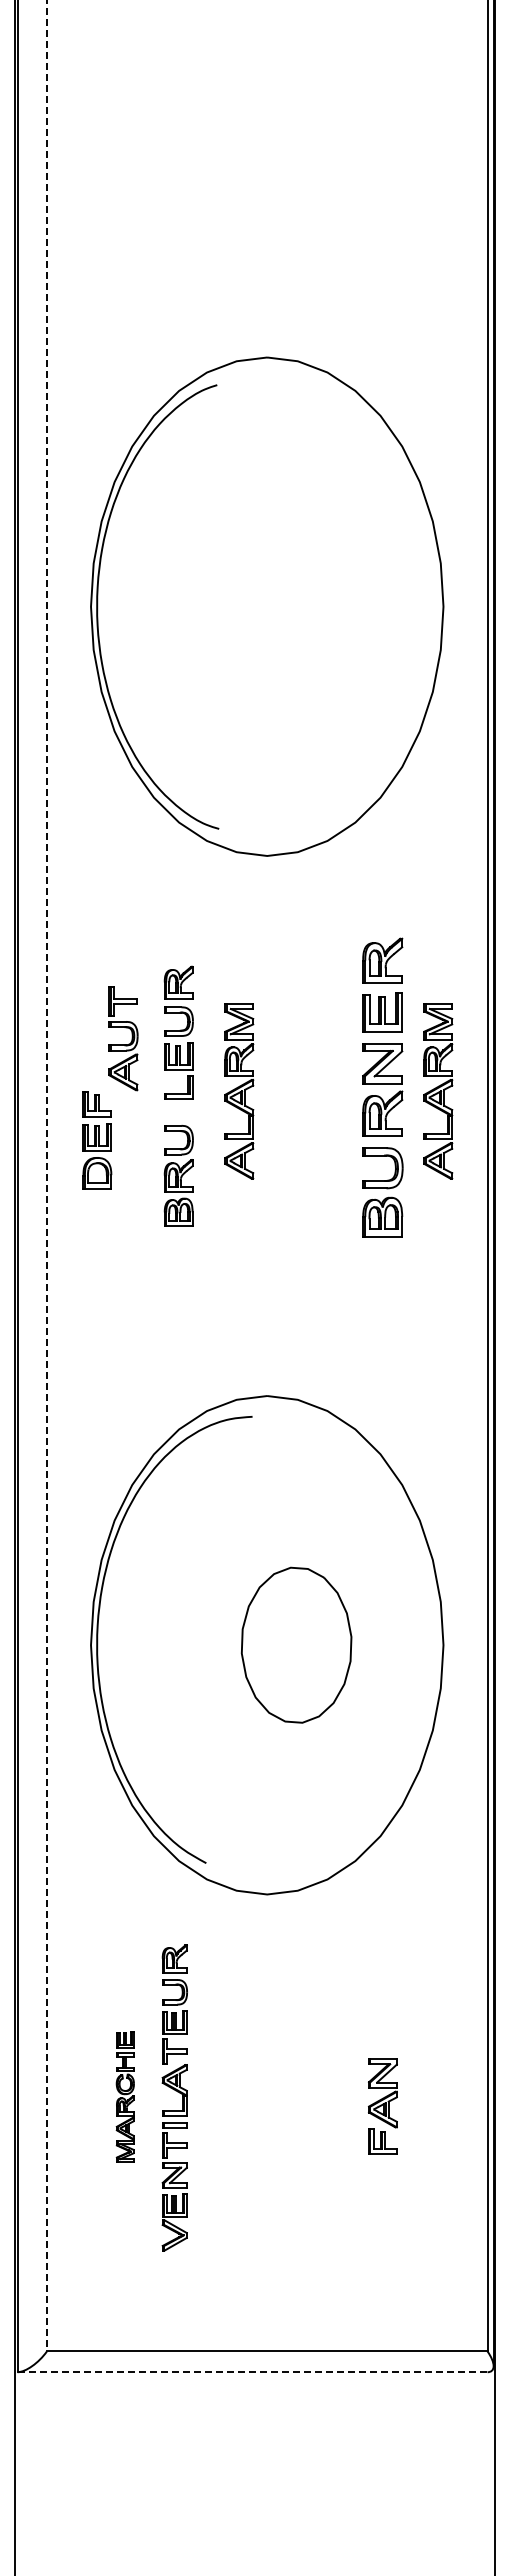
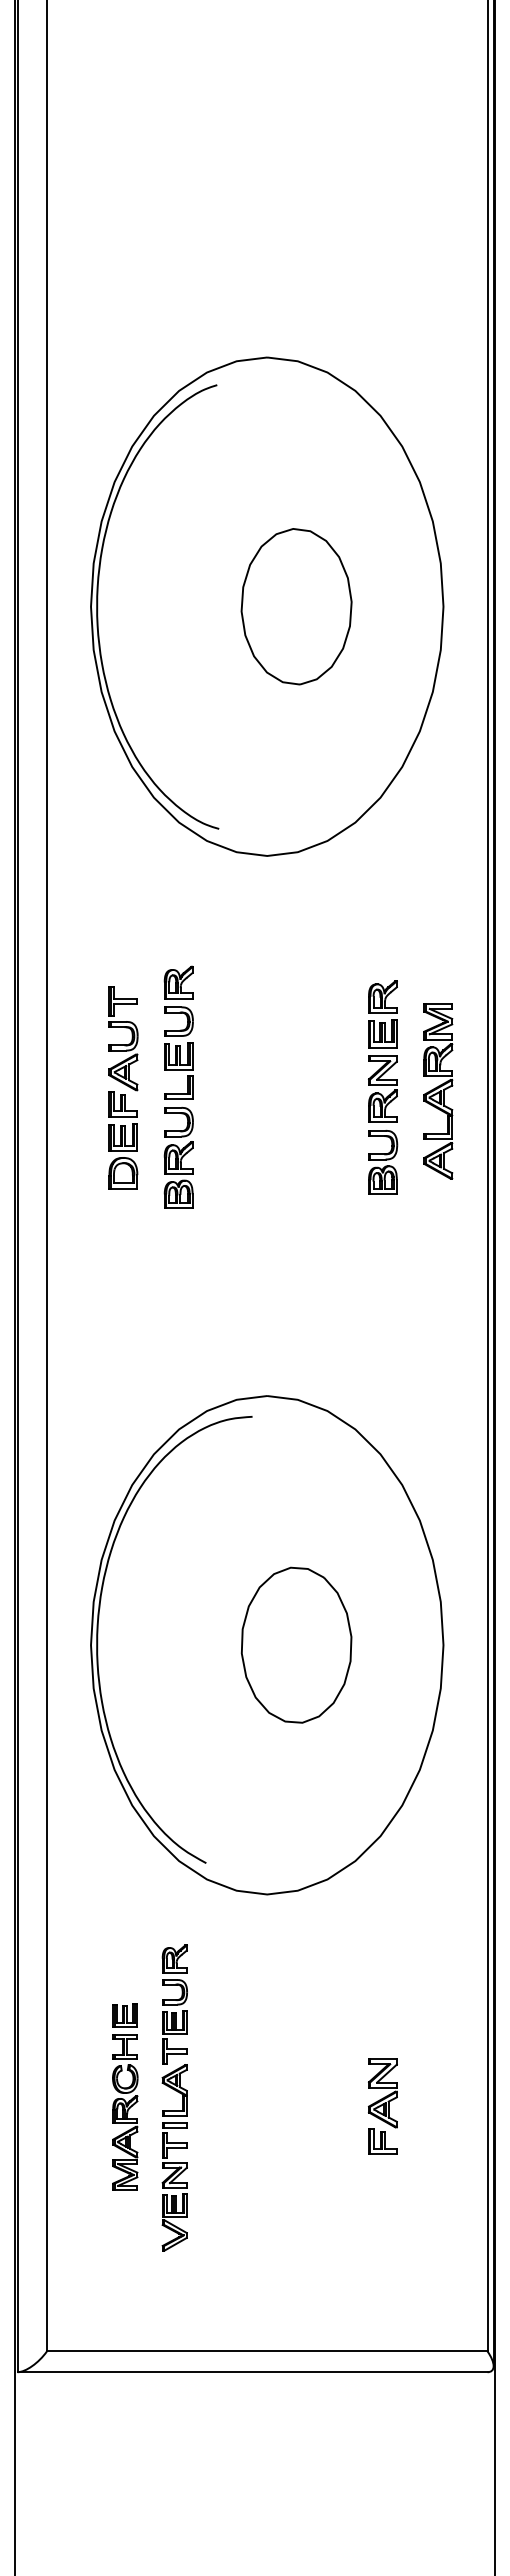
part: none -> present (296, 606)
part size: 42x301 px -> 31x215 px (383, 1087)
part: present -> none (239, 1091)
part position: (97, 1140) -> (123, 1140) (123, 1140)
part position: (178, 1175) -> (178, 1157) (178, 1157)
line: dashed -> solid (46, 1176)
part size: 20x132 px -> 27x188 px (125, 2096)
line: dashed -> solid (252, 2372)
